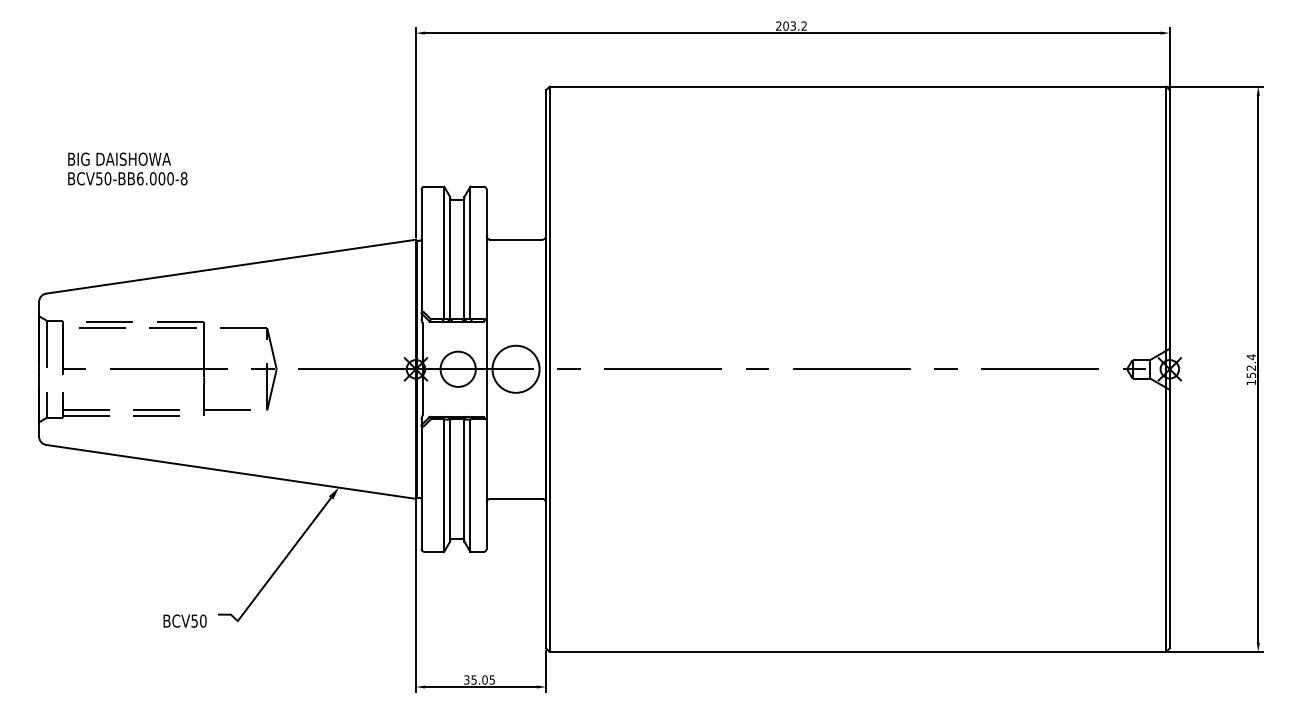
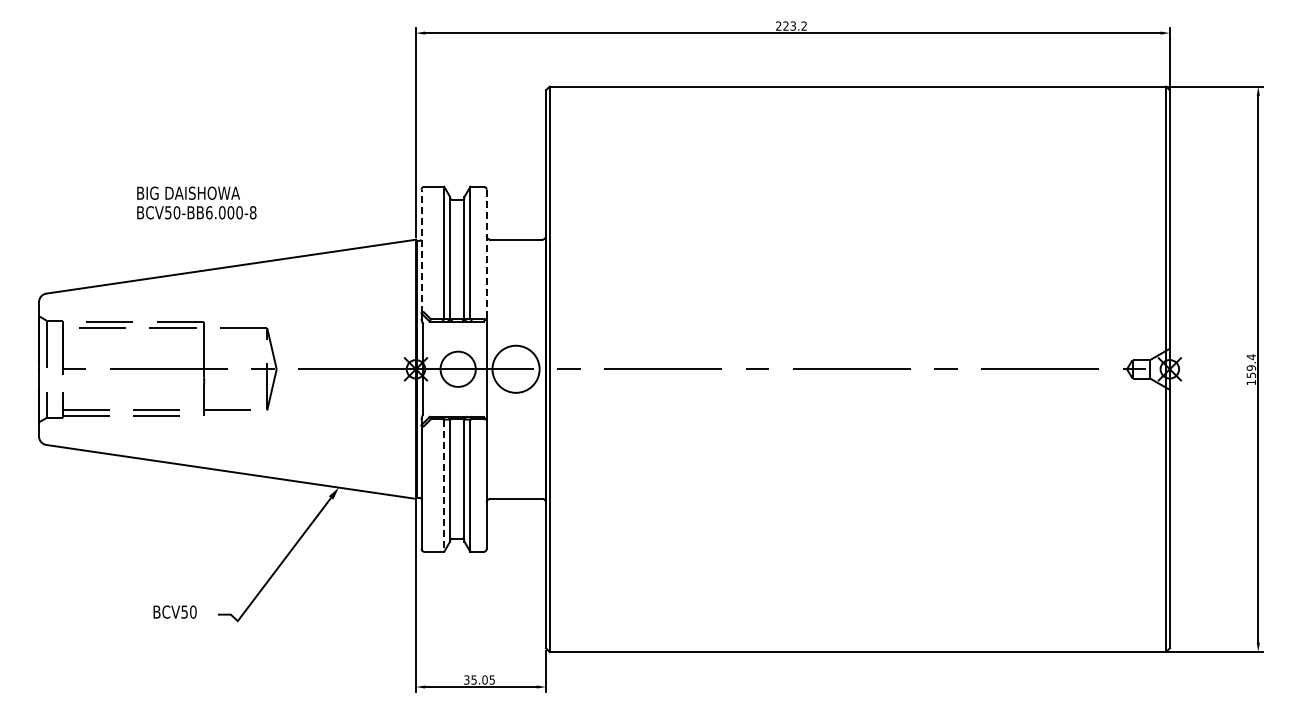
text: 203.2 -> 223.2 (785, 25)
text position: (127, 168) -> (196, 202) (196, 202)
line: solid -> dashed (421, 251)
line: solid -> dashed (486, 254)
text: 152.4 -> 159.4 (1251, 367)
line: solid -> dashed (444, 486)
text position: (184, 620) -> (174, 611) (174, 611)
